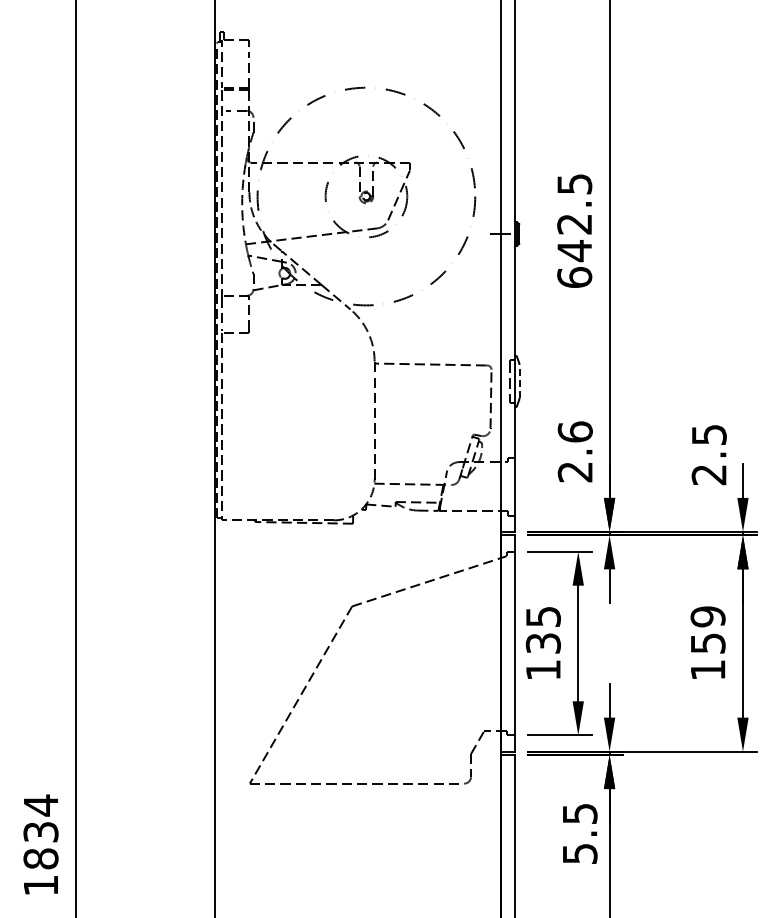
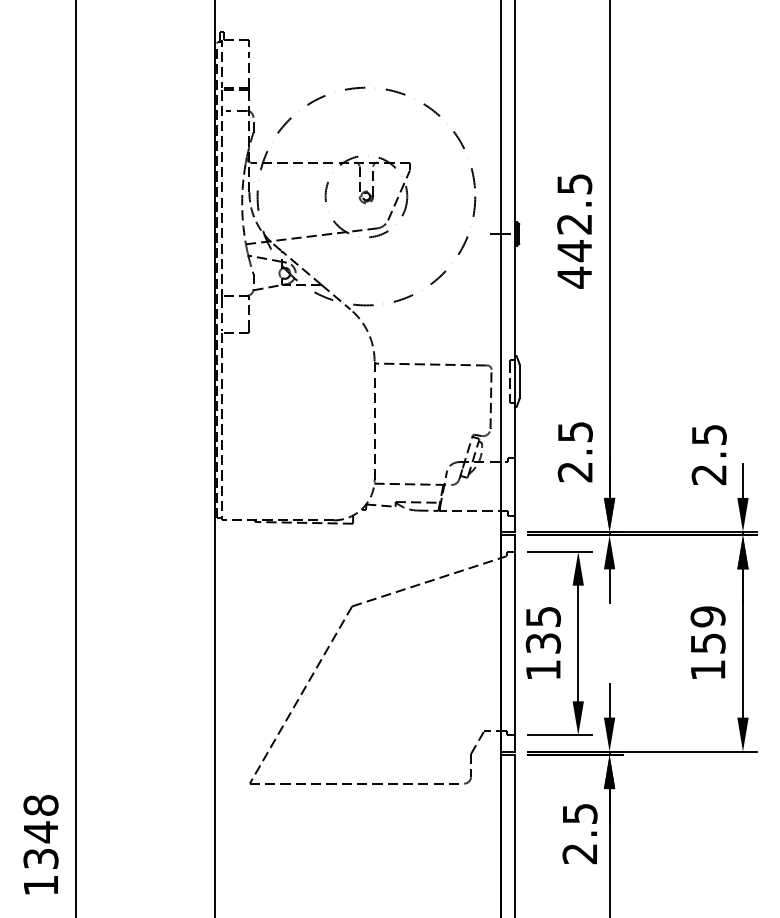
text: 642.5 -> 442.5 (574, 277)
line: dashed -> solid (519, 380)
text: 2.6 -> 2.5 (574, 431)
text: 1834 -> 1348 (40, 831)
text: 5.5 -> 2.5 (579, 854)
